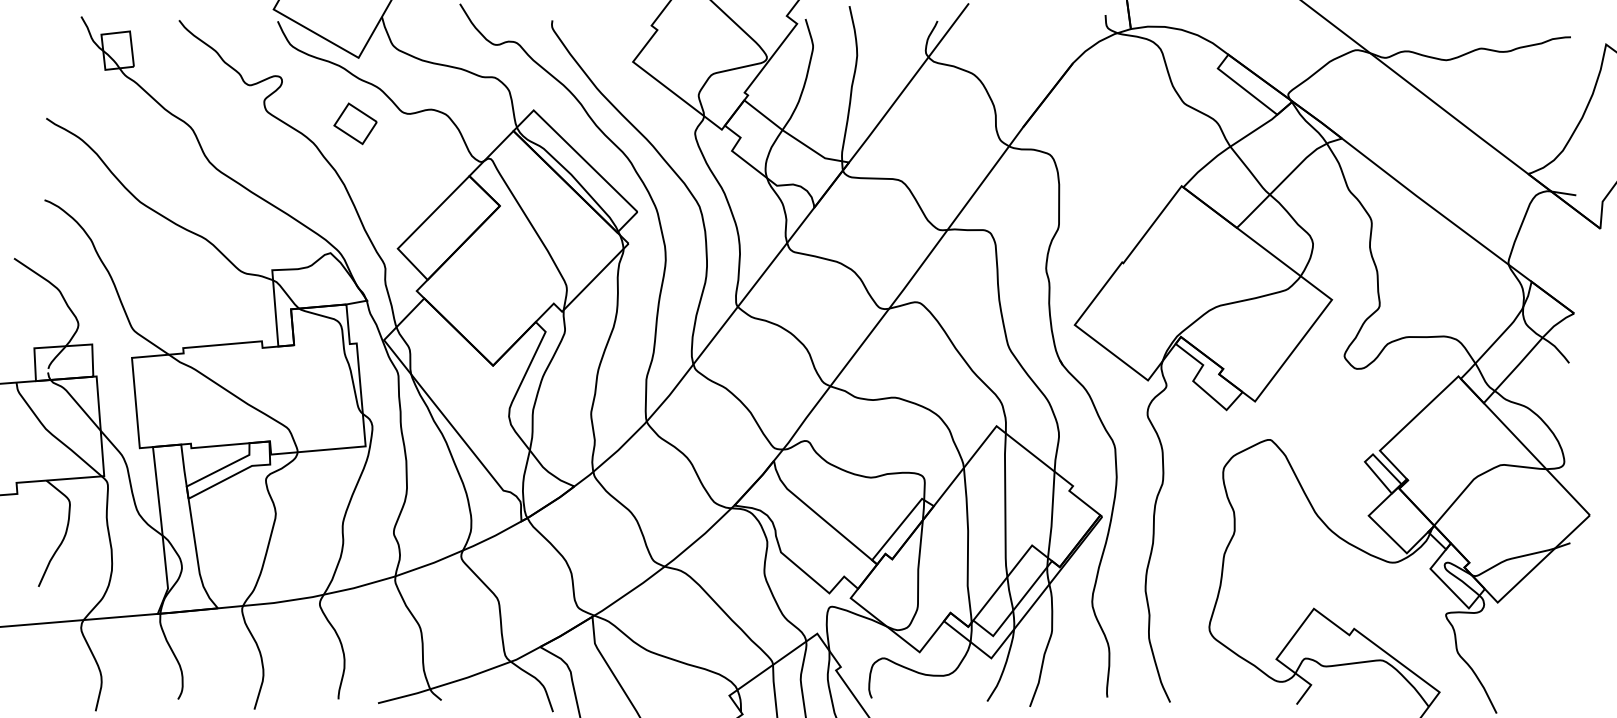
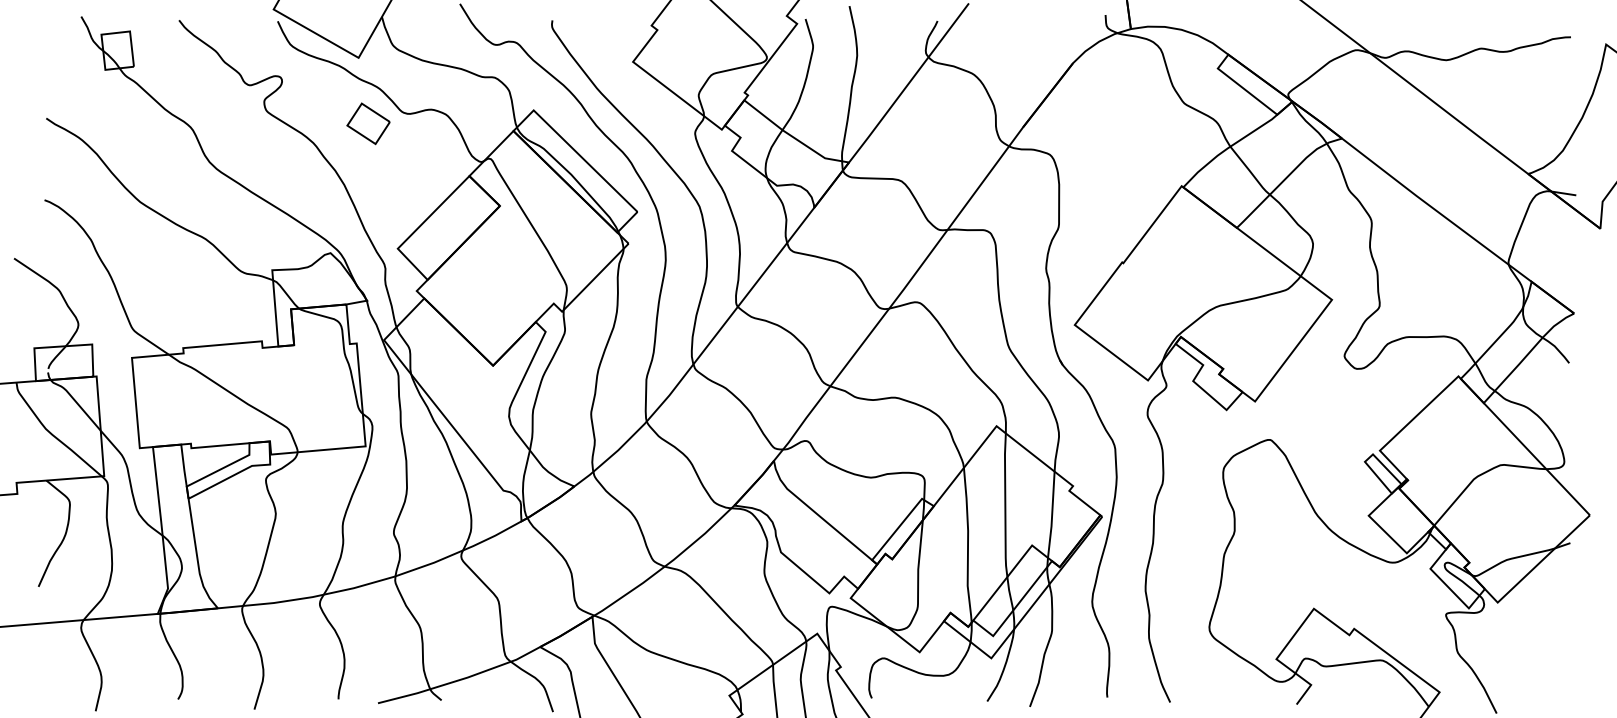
part position: (355, 123) -> (368, 123) (368, 123)
